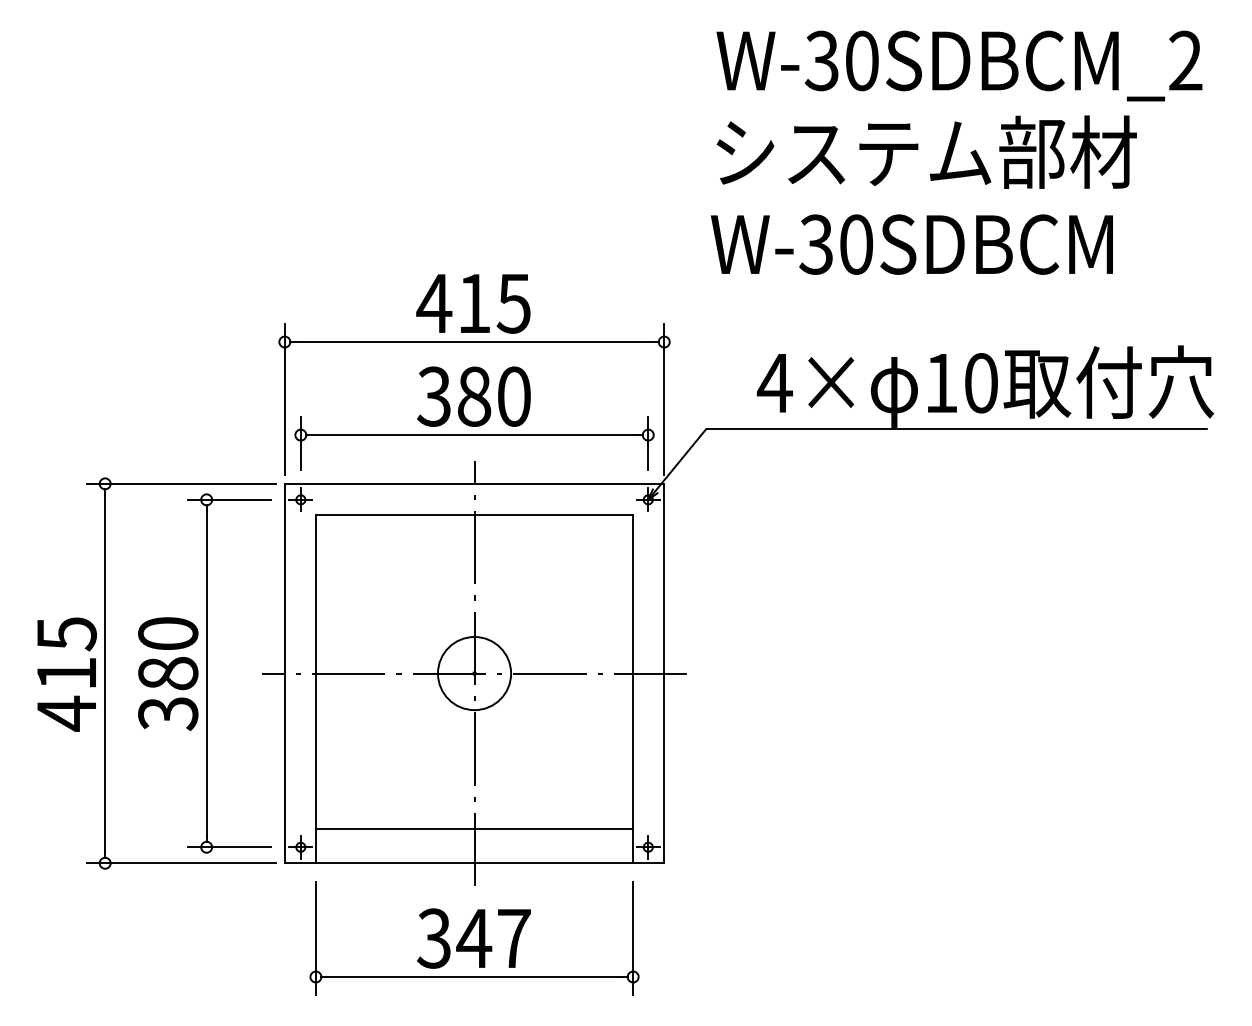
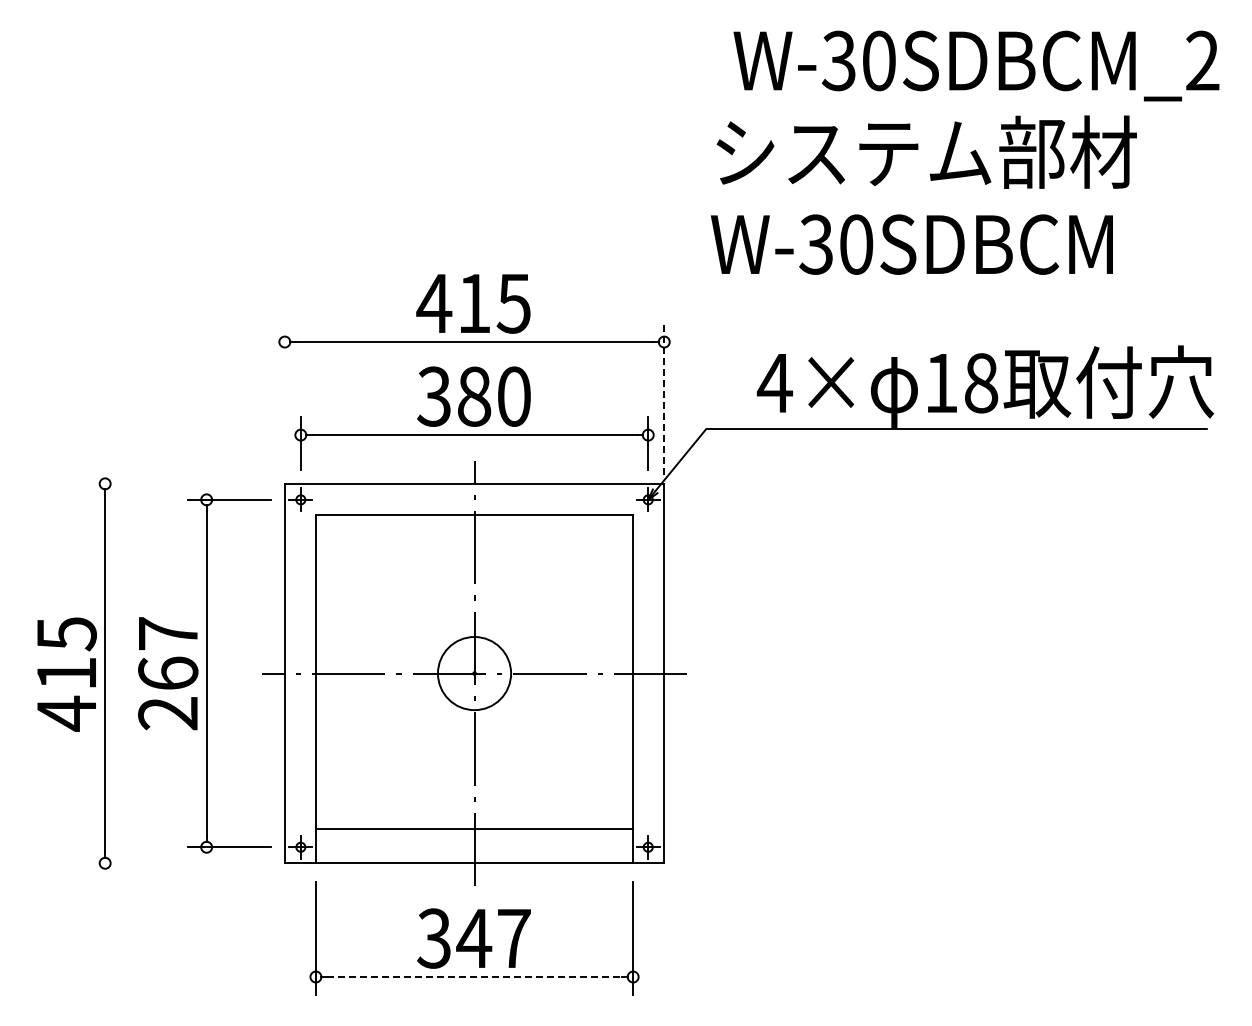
text position: (959, 65) -> (976, 65) (976, 65)
text: 10 -> 18 (981, 383)
line: present -> none (284, 398)
line: solid -> dashed (664, 398)
line: present -> none (180, 483)
text: 380 -> 267 (168, 674)
line: present -> none (180, 863)
line: solid -> dashed (474, 977)
